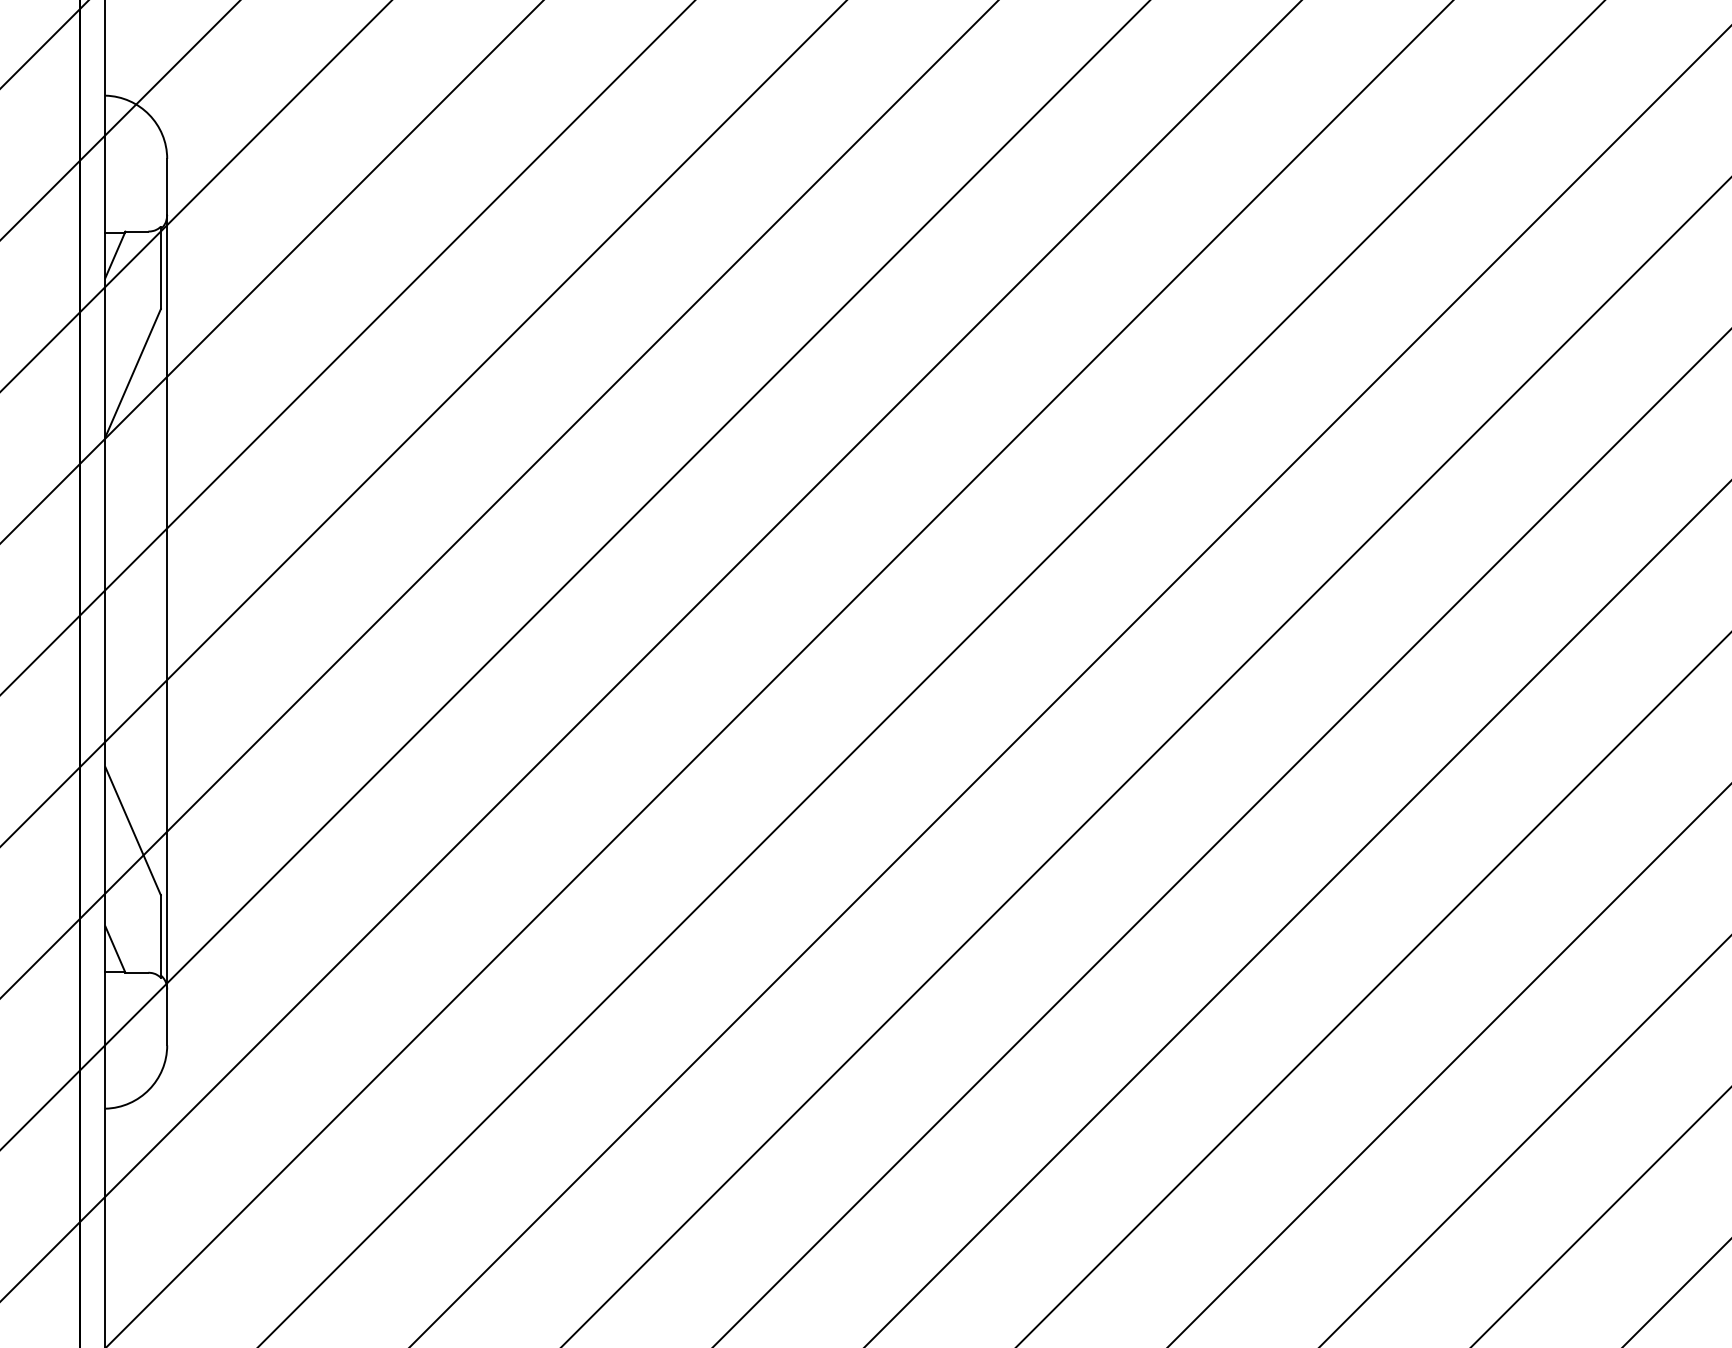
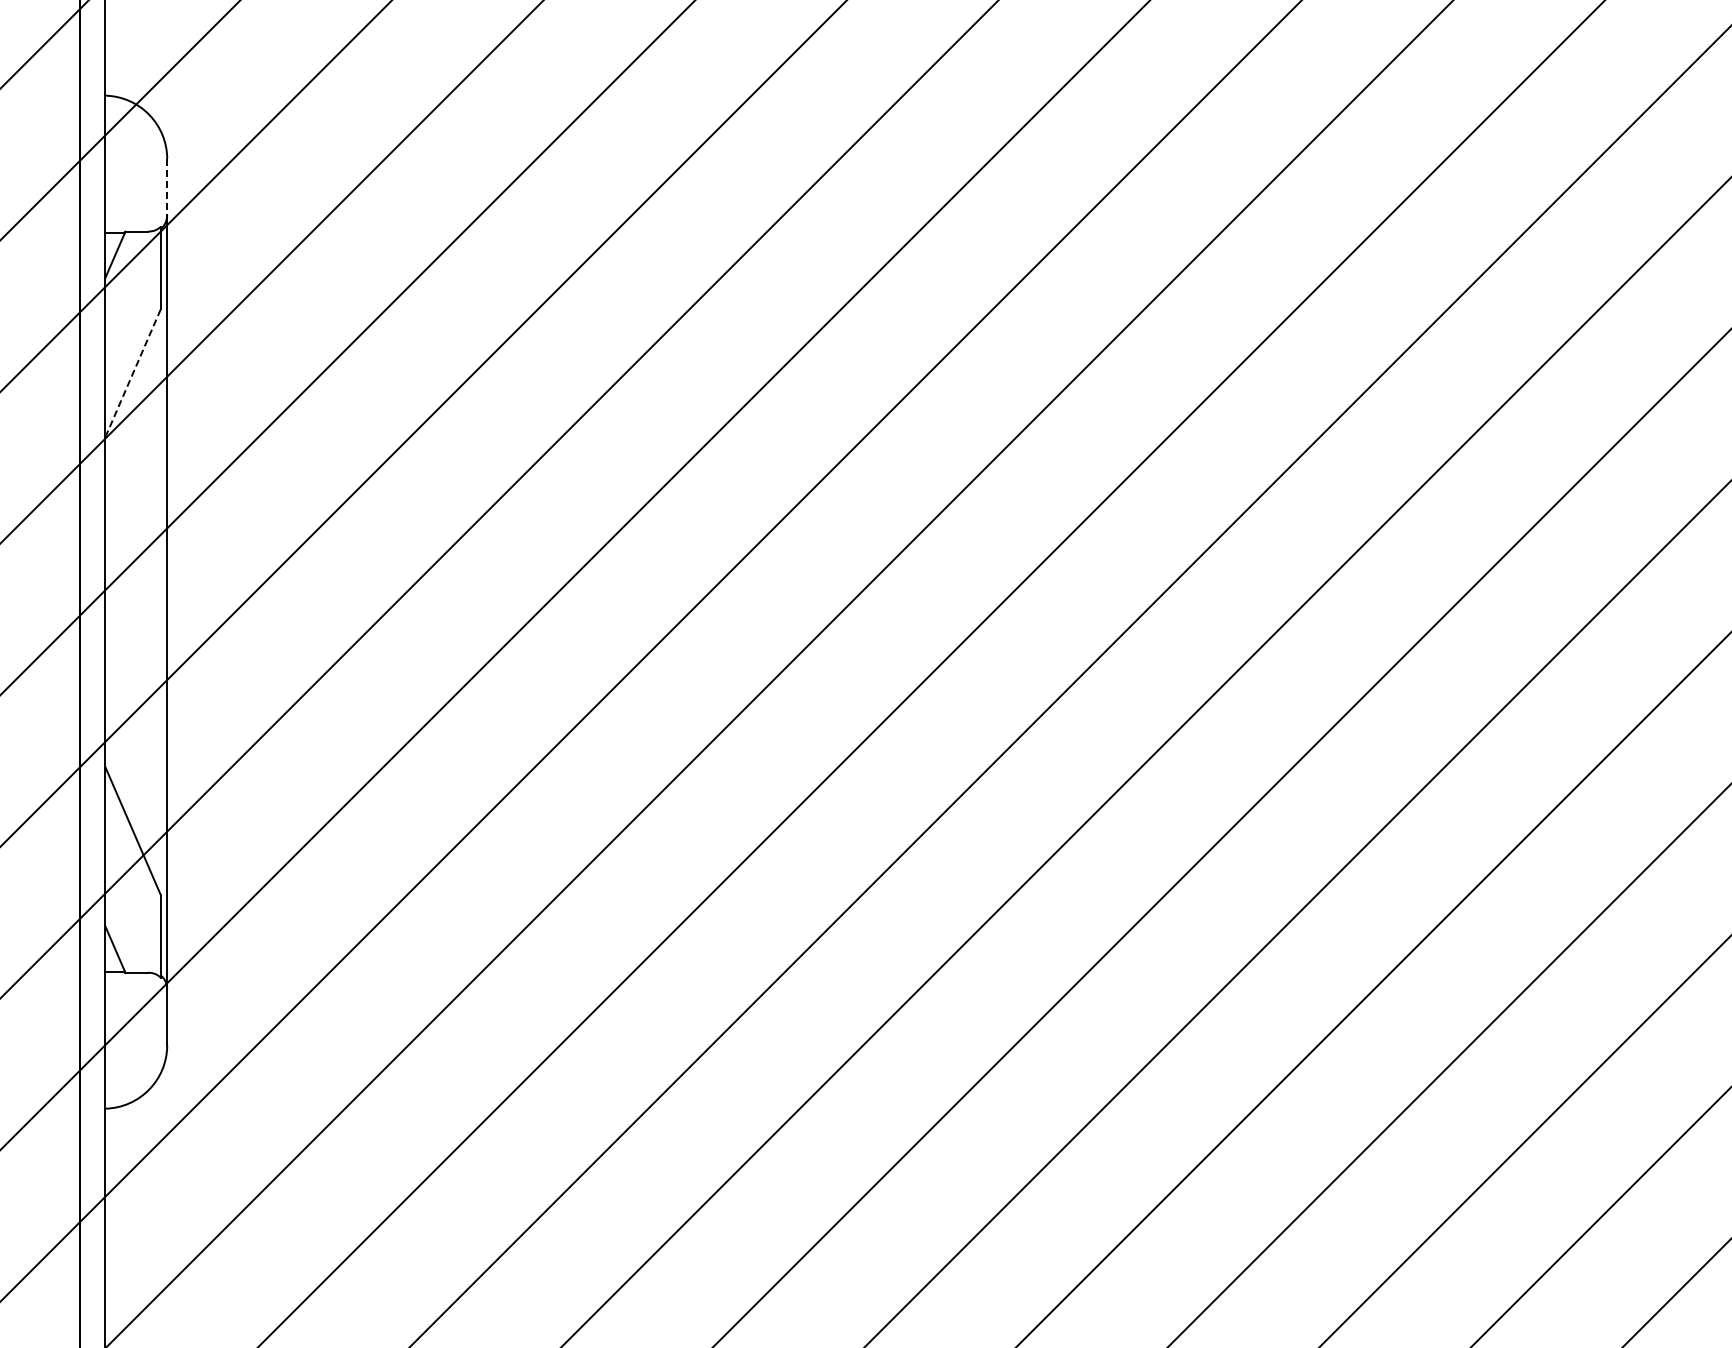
line: solid -> dashed (167, 186)
line: solid -> dashed (133, 373)
